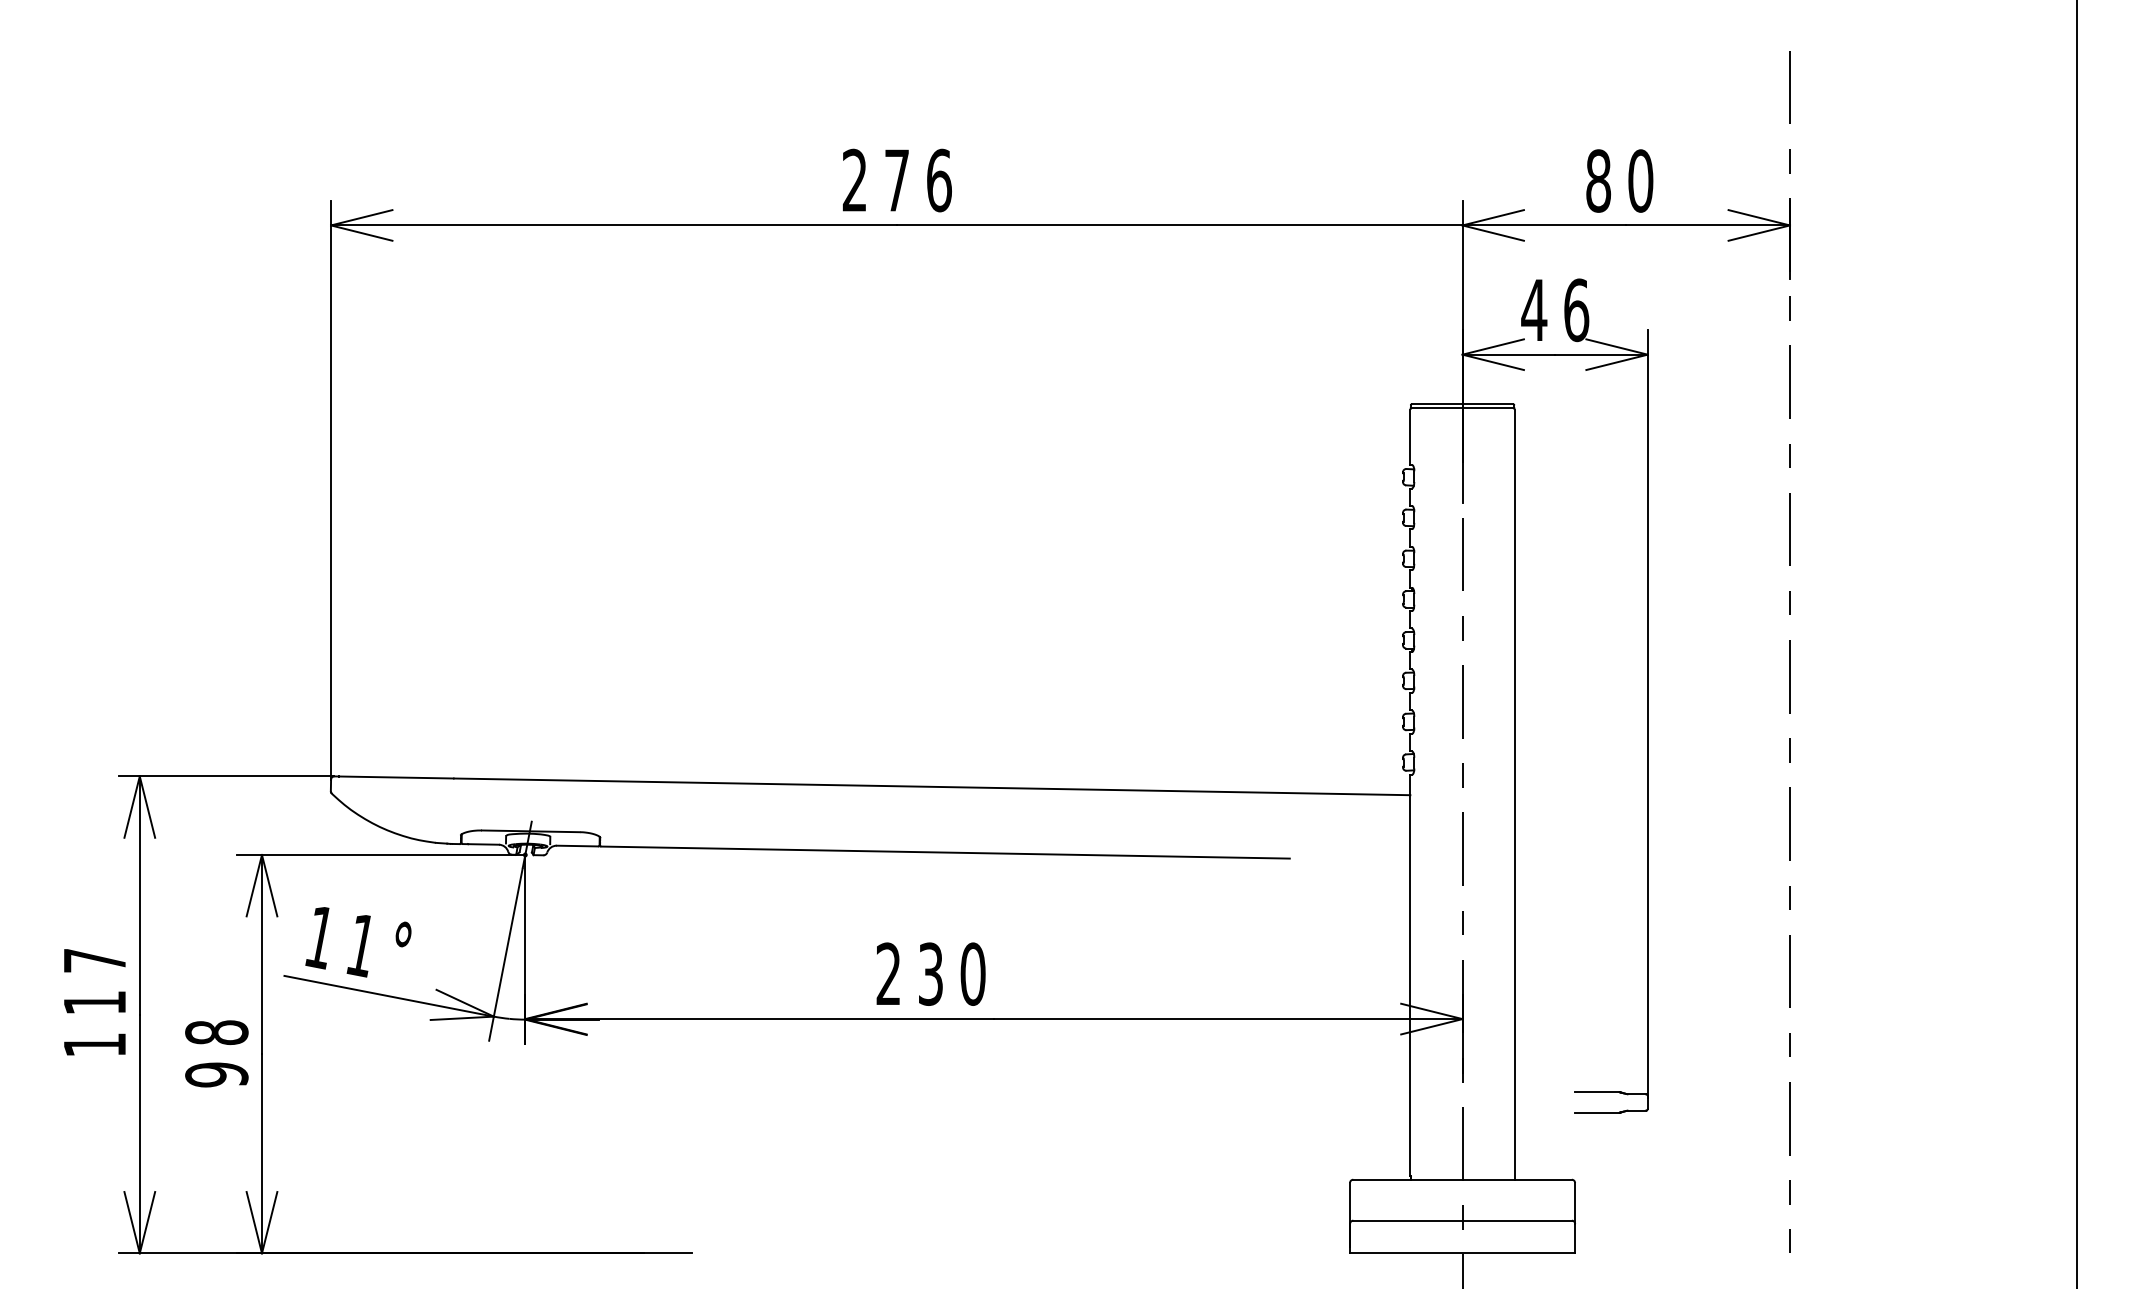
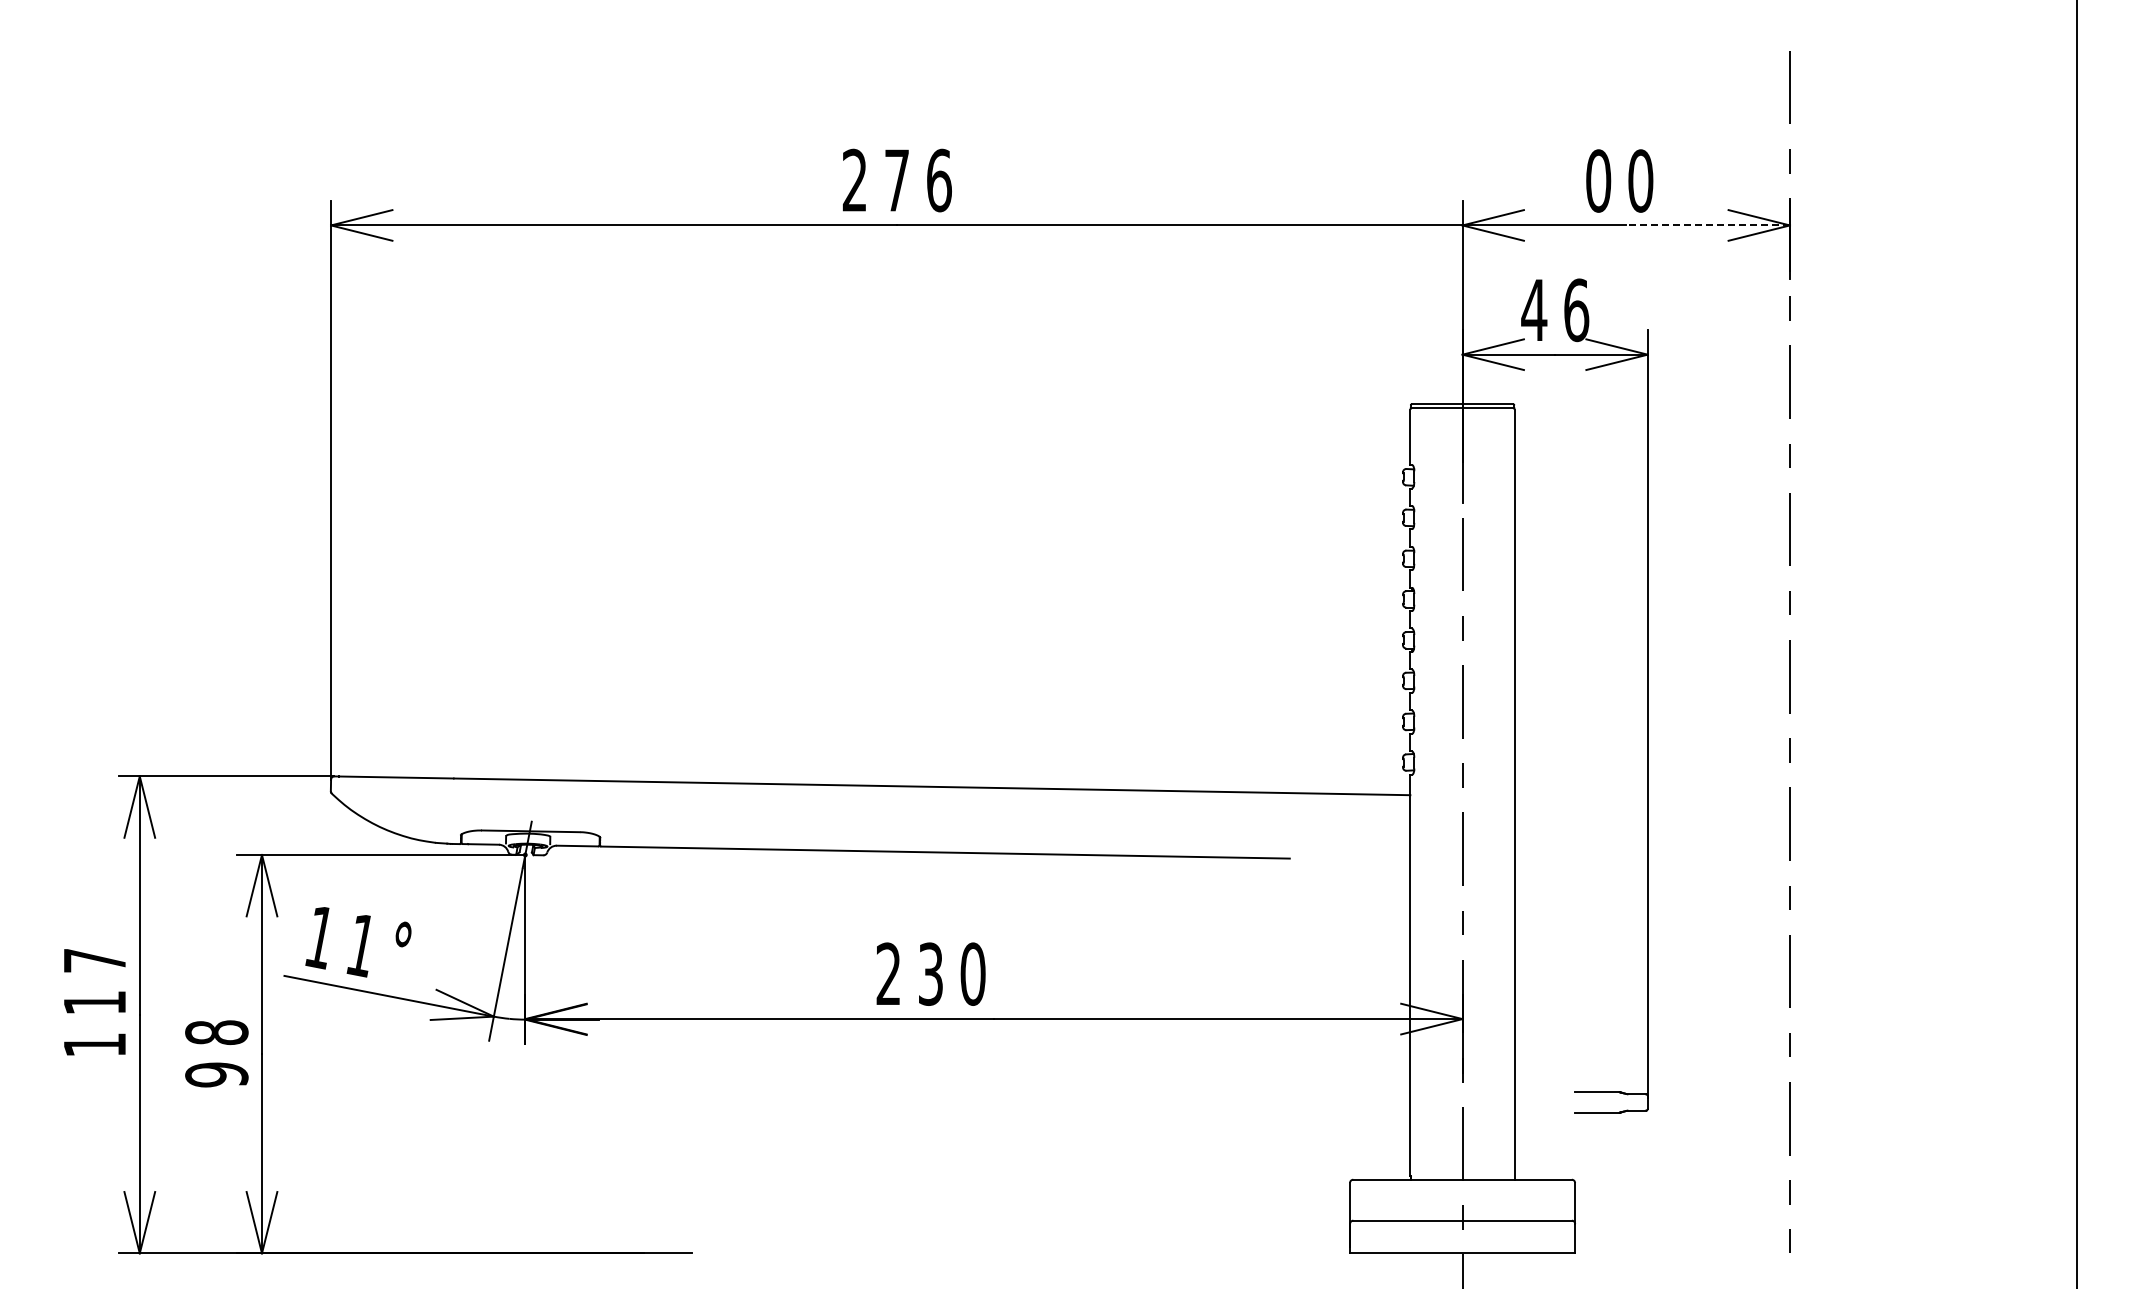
text: 8 -> 0 (1598, 180)
line: solid -> dashed (1708, 225)
